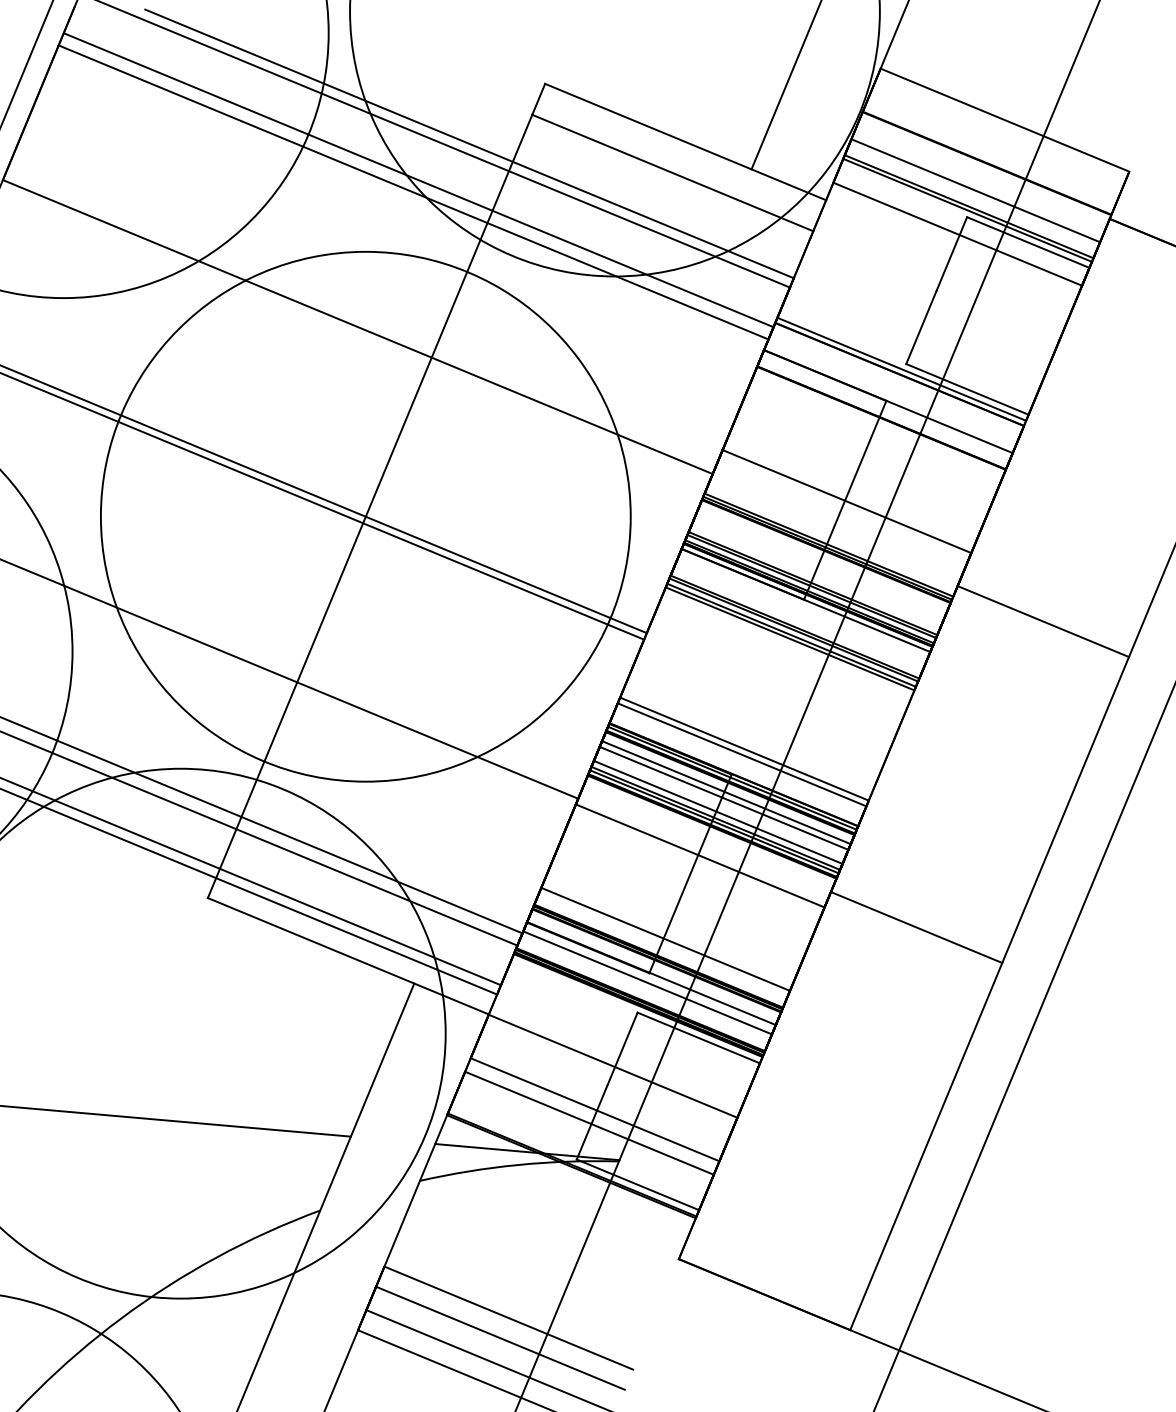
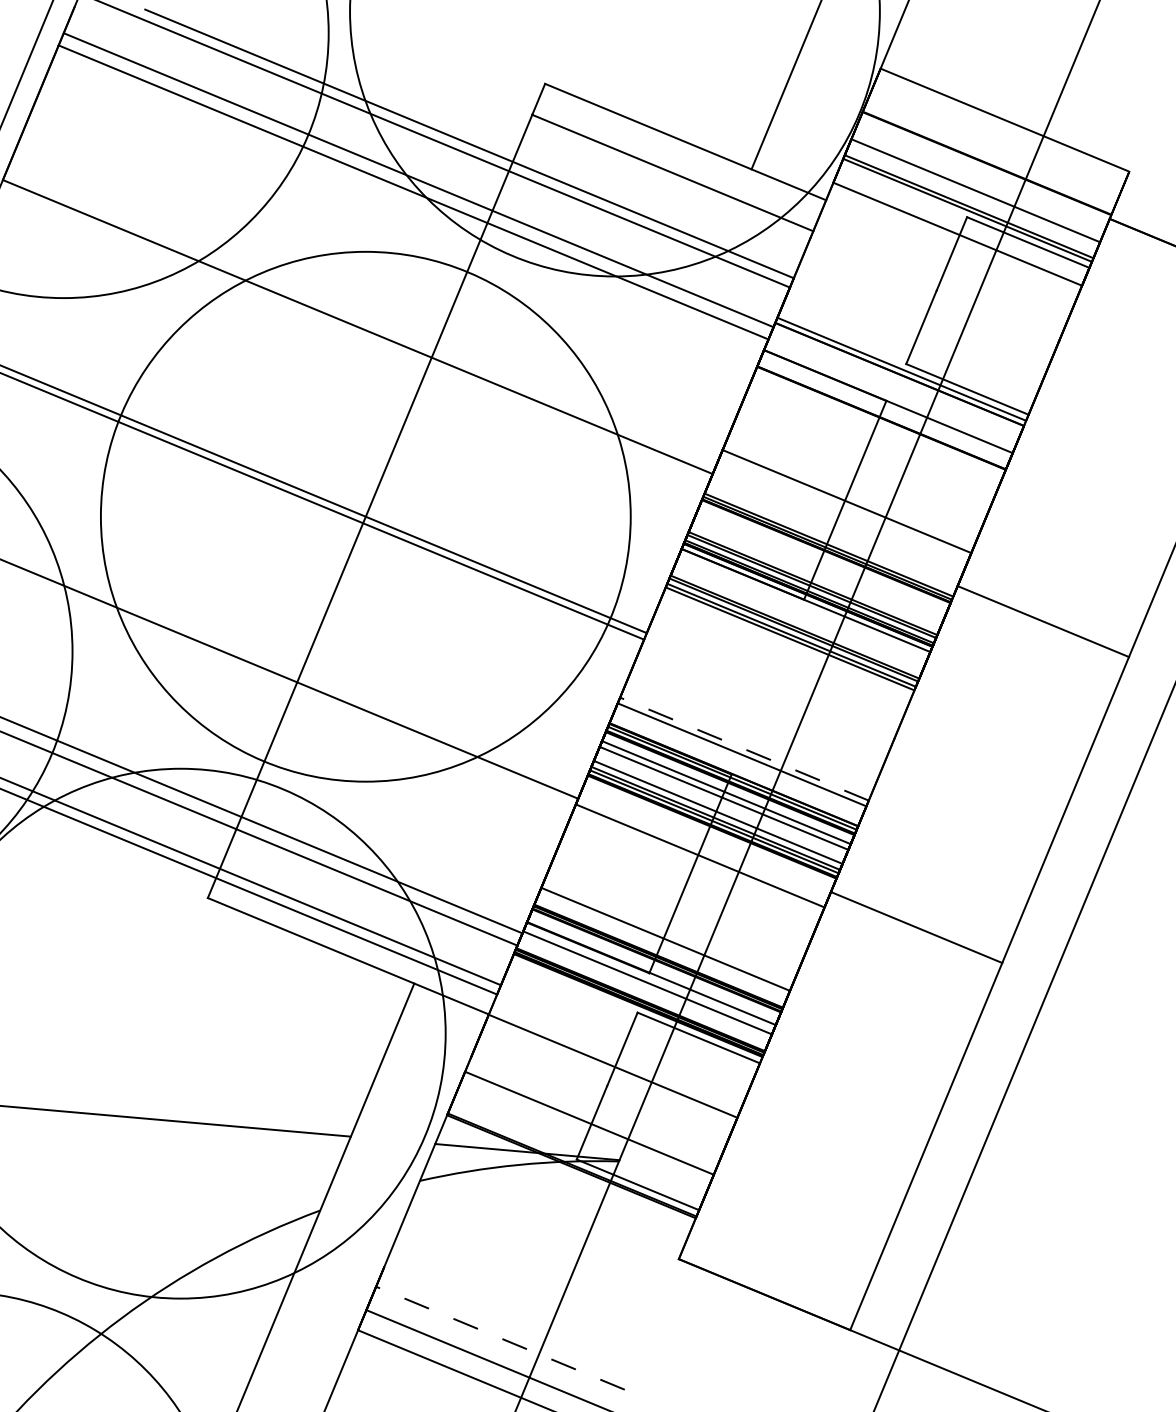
line: solid -> dashed (744, 749)
line: present -> none (594, 1109)
line: present -> none (508, 1317)
line: solid -> dashed (500, 1338)
